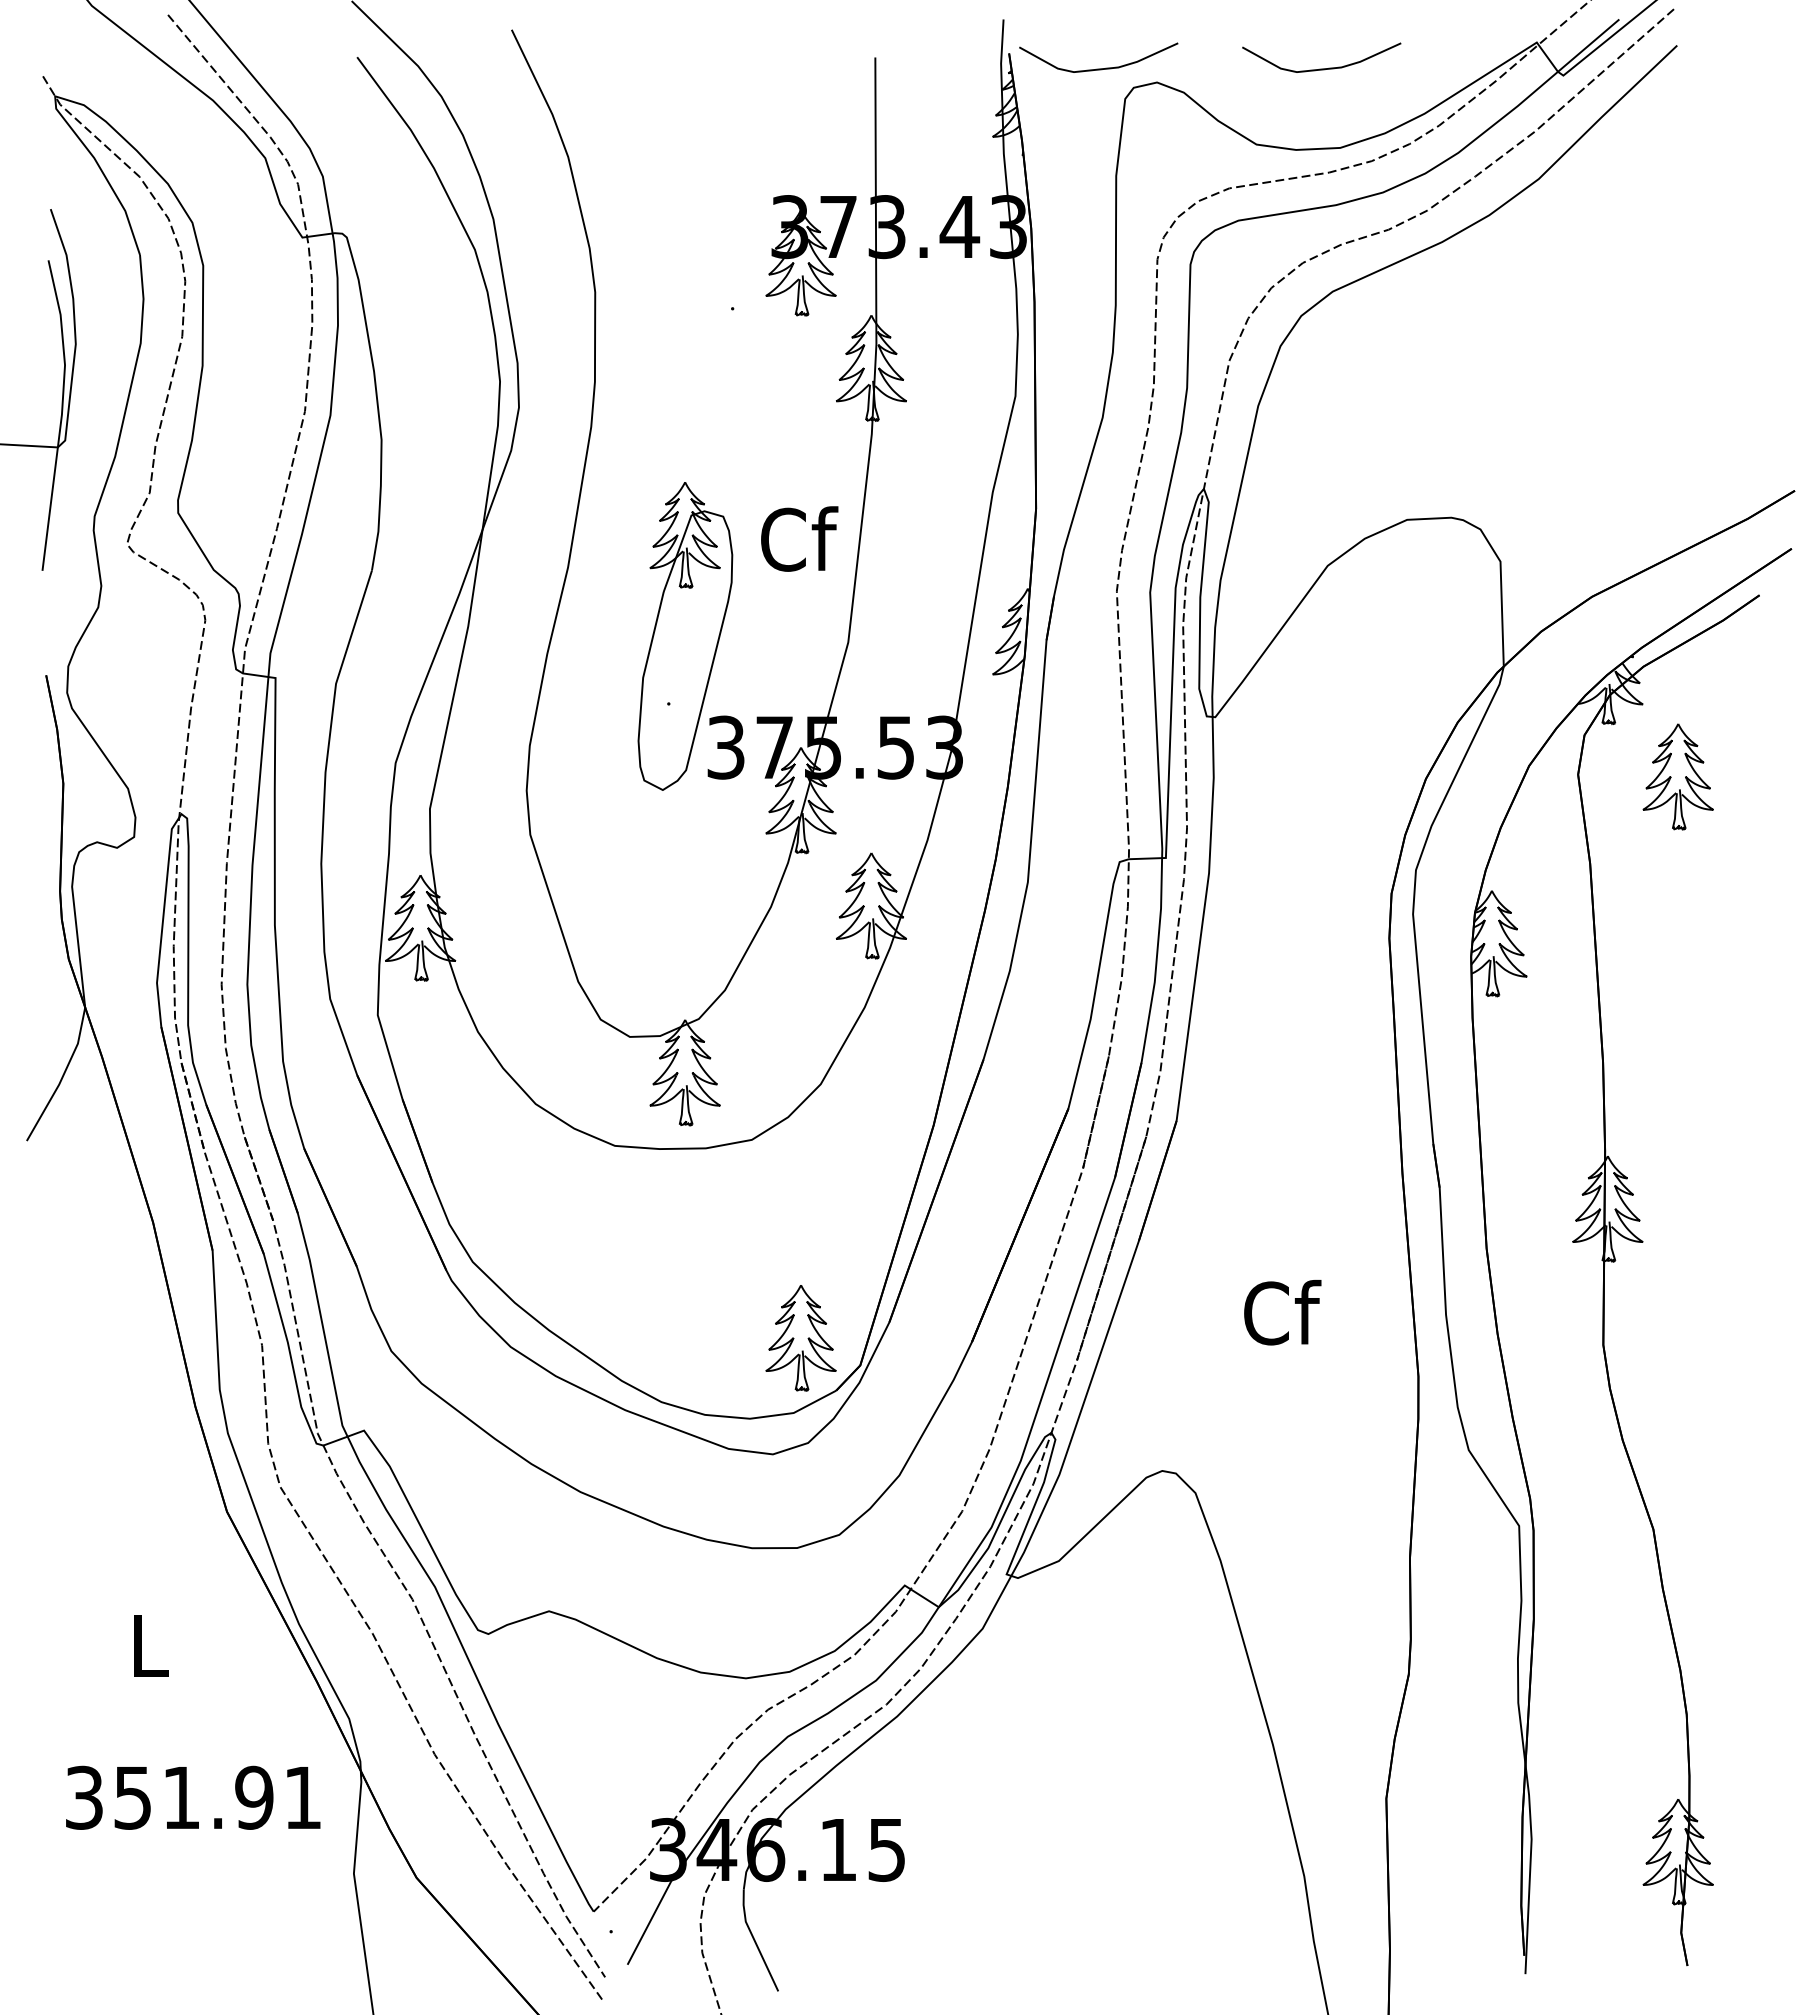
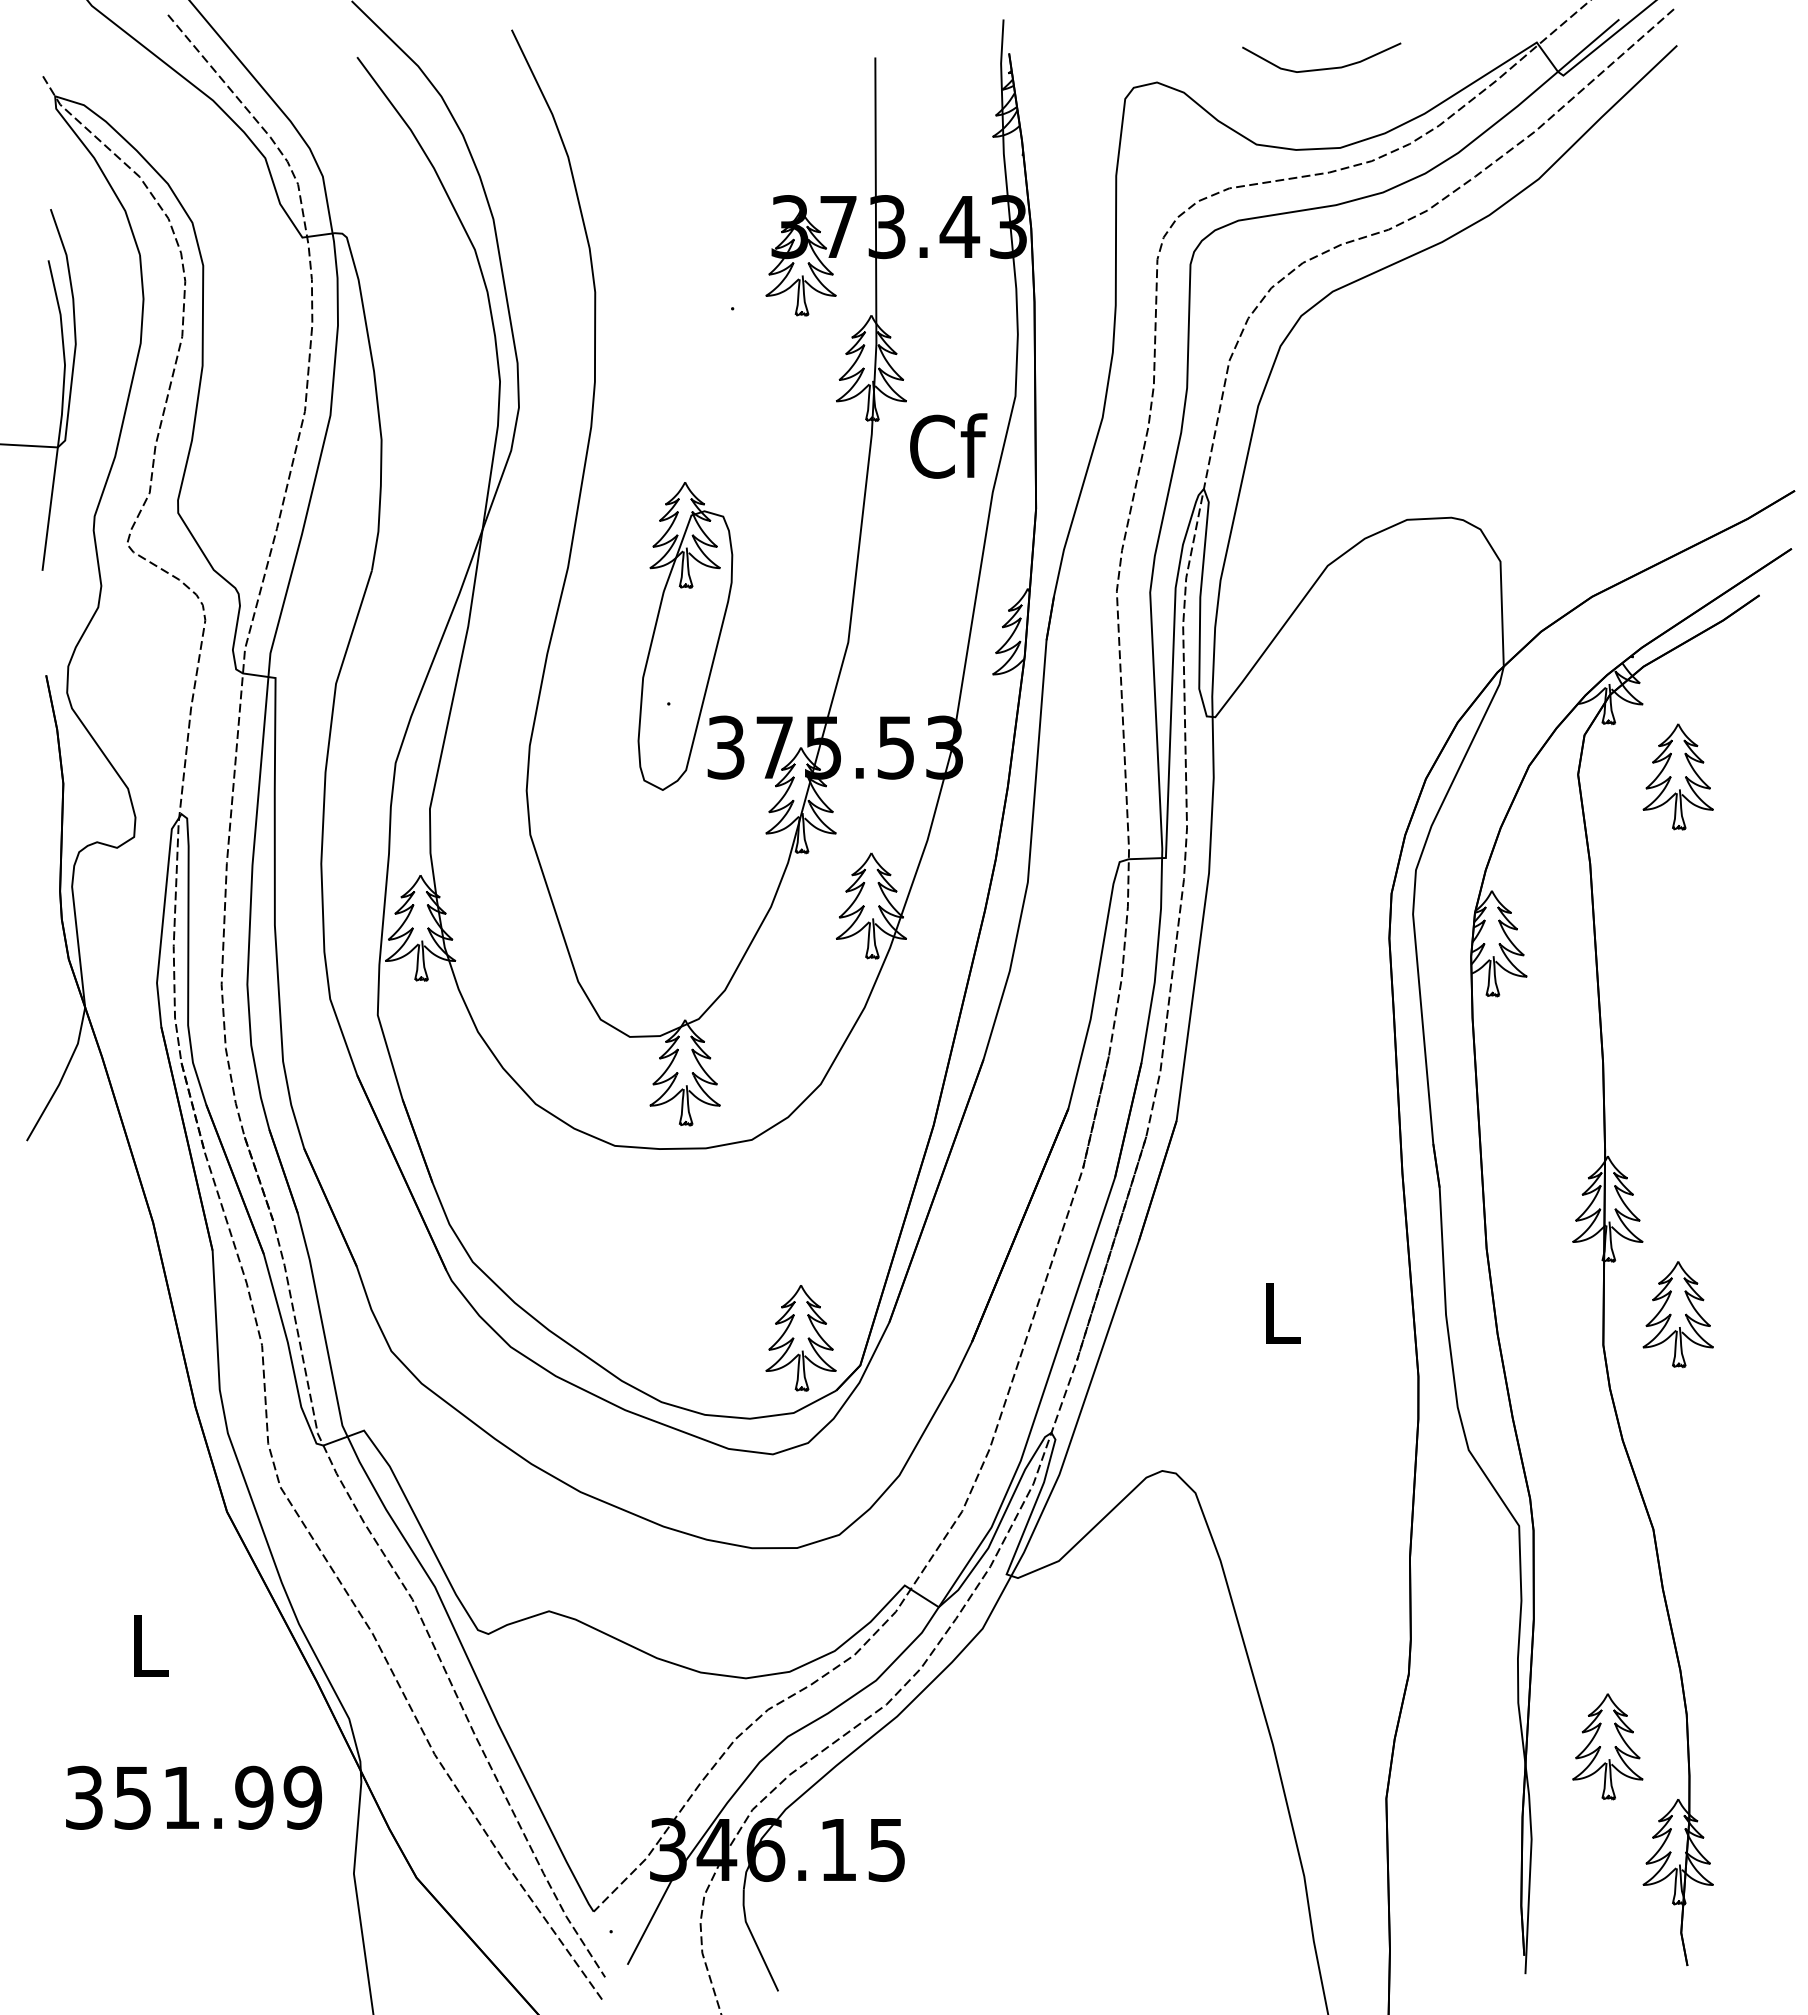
curve: present -> none (1098, 68)
text position: (799, 538) -> (948, 445) (948, 445)
text: Cf -> L (1282, 1312)
part: none -> present (1677, 1314)
part: none -> present (1607, 1746)
text: 351.91 -> 351.99 (302, 1797)
